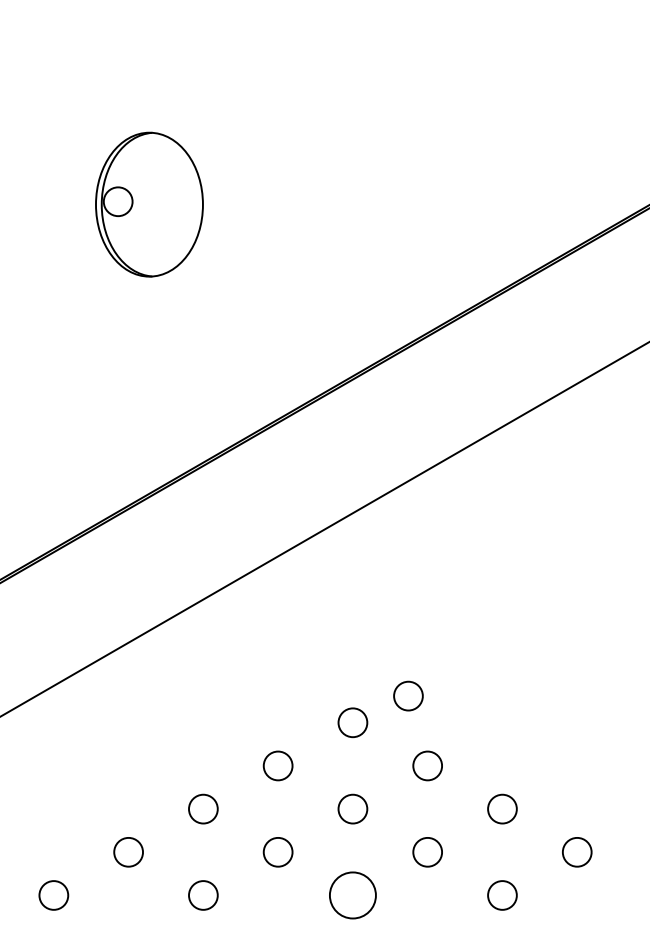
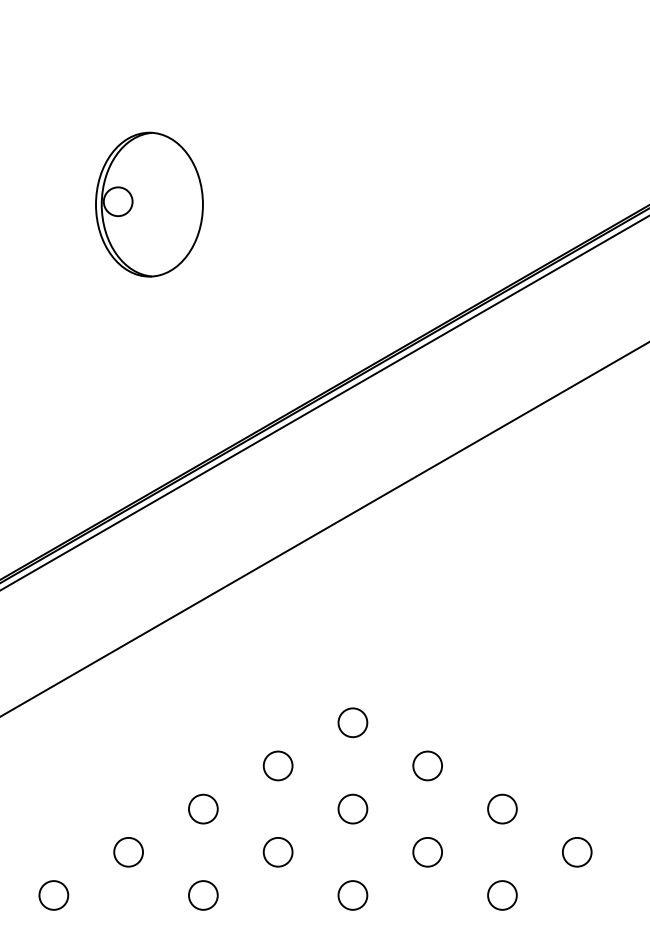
line: none -> present (324, 403)
circle: present -> none (408, 695)
circle diameter: 46 px -> 29 px (352, 895)
